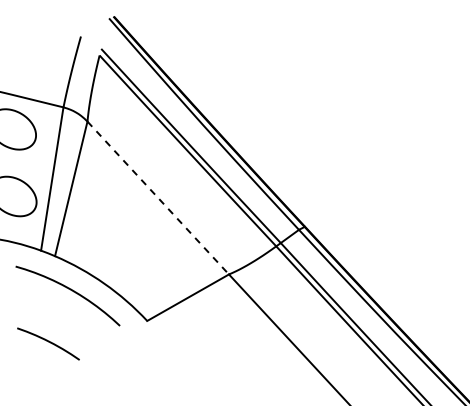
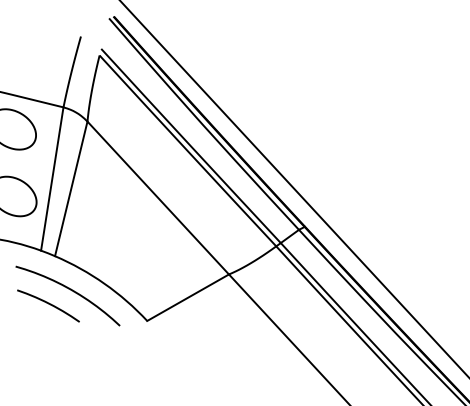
line: none -> present (293, 188)
line: dashed -> solid (158, 198)
curve position: (48, 342) -> (48, 304) (48, 304)
